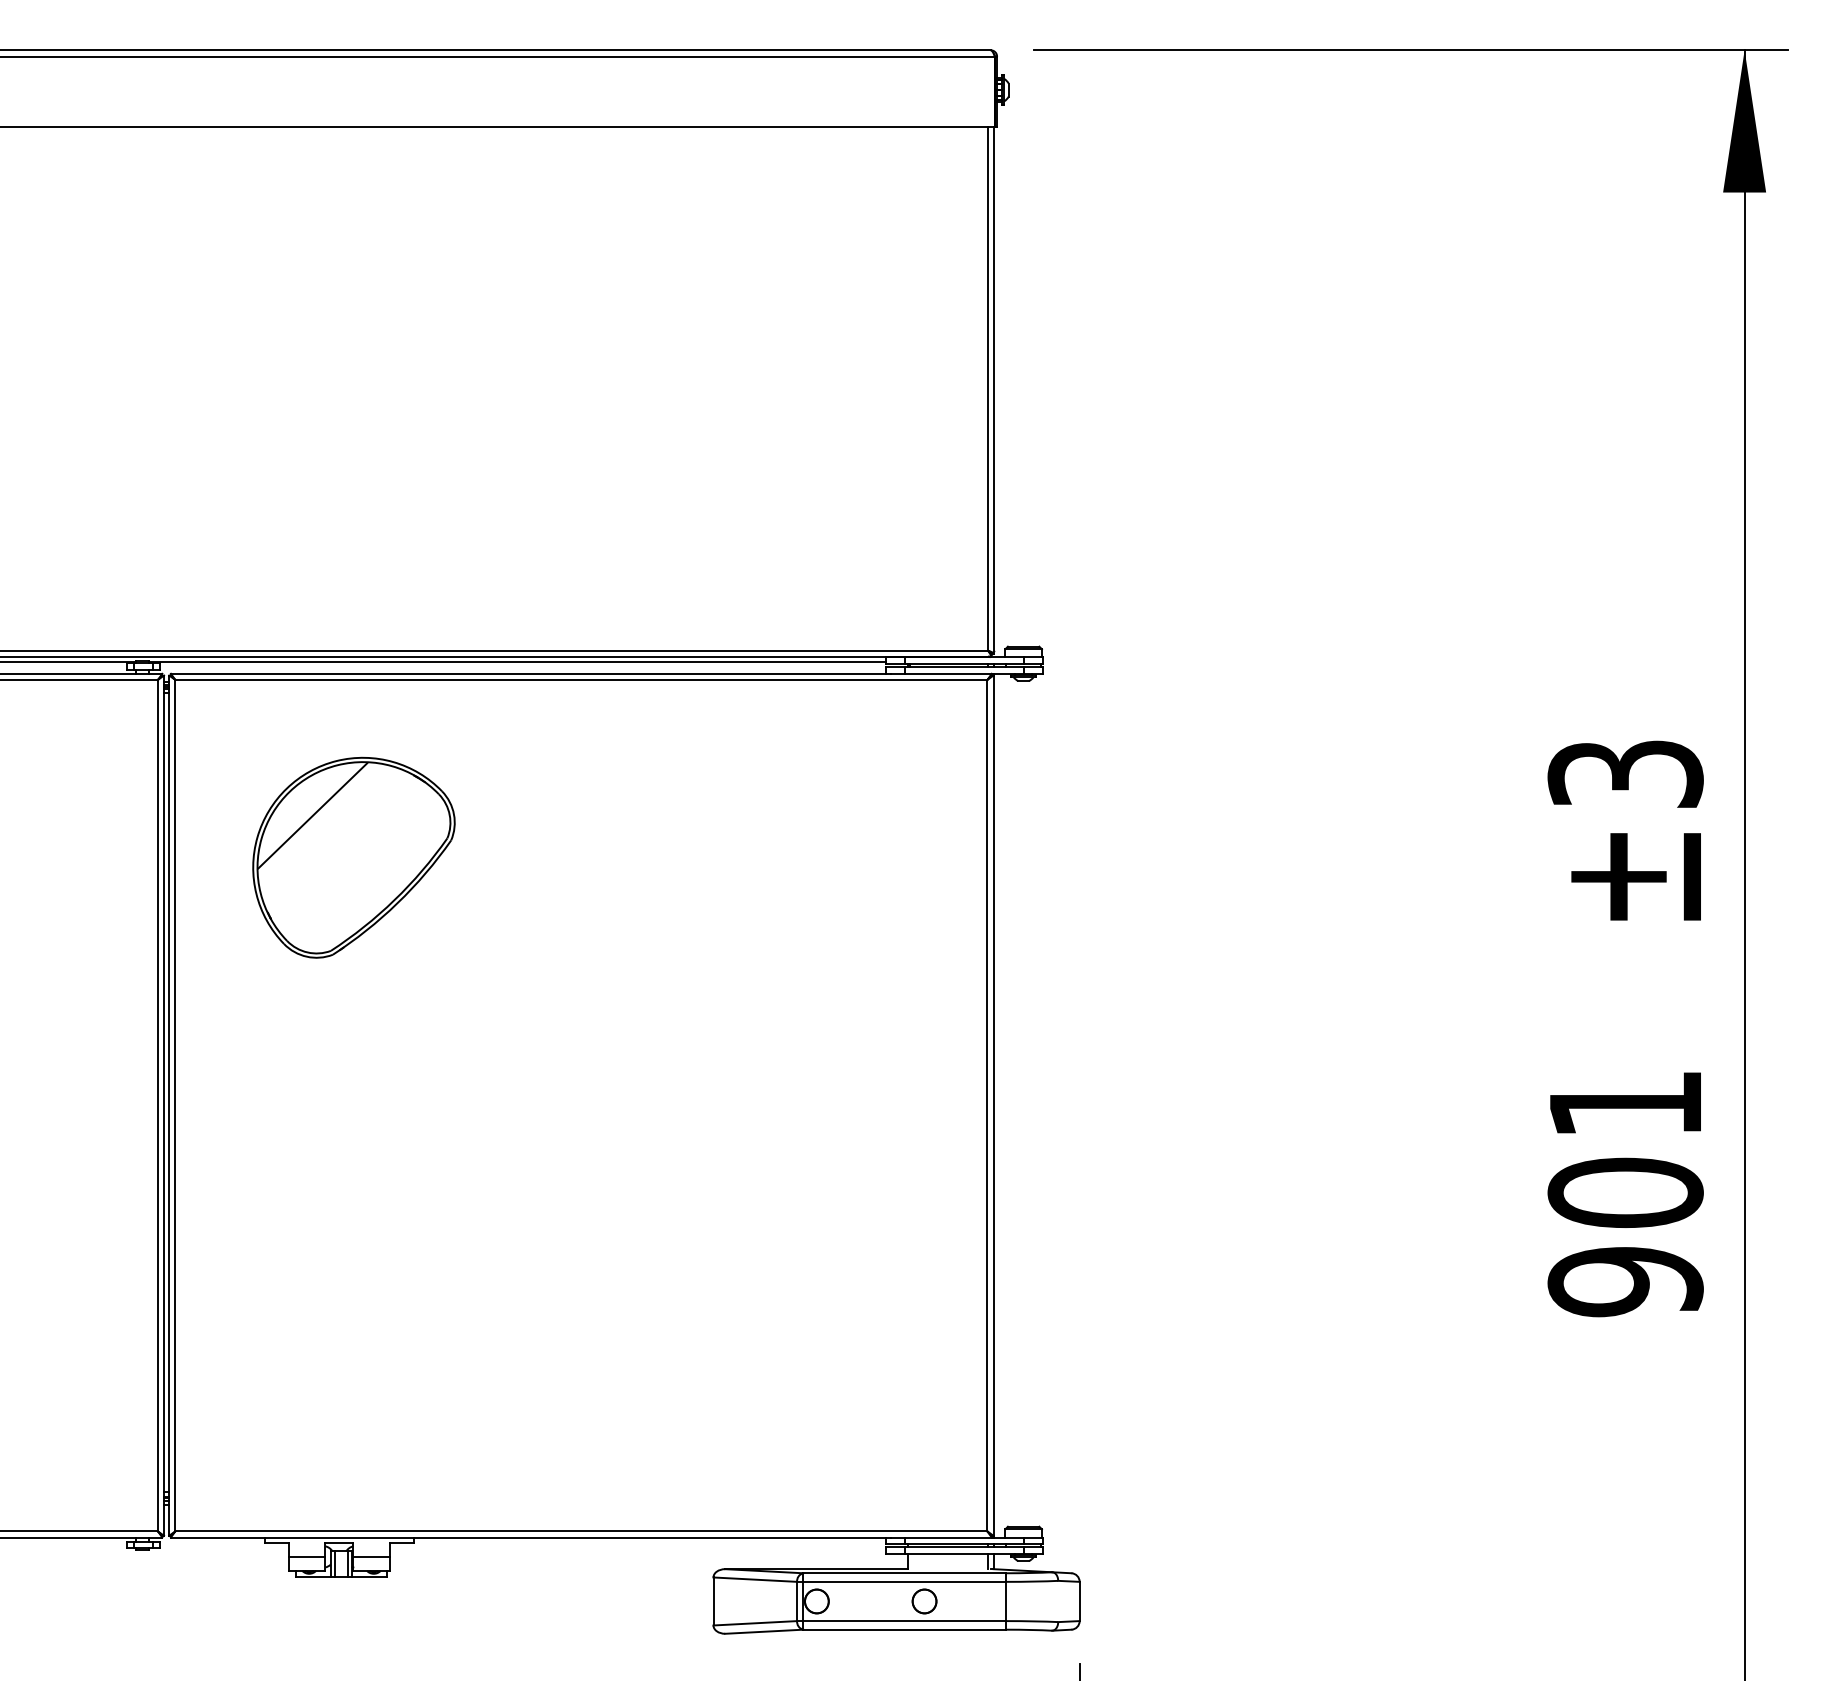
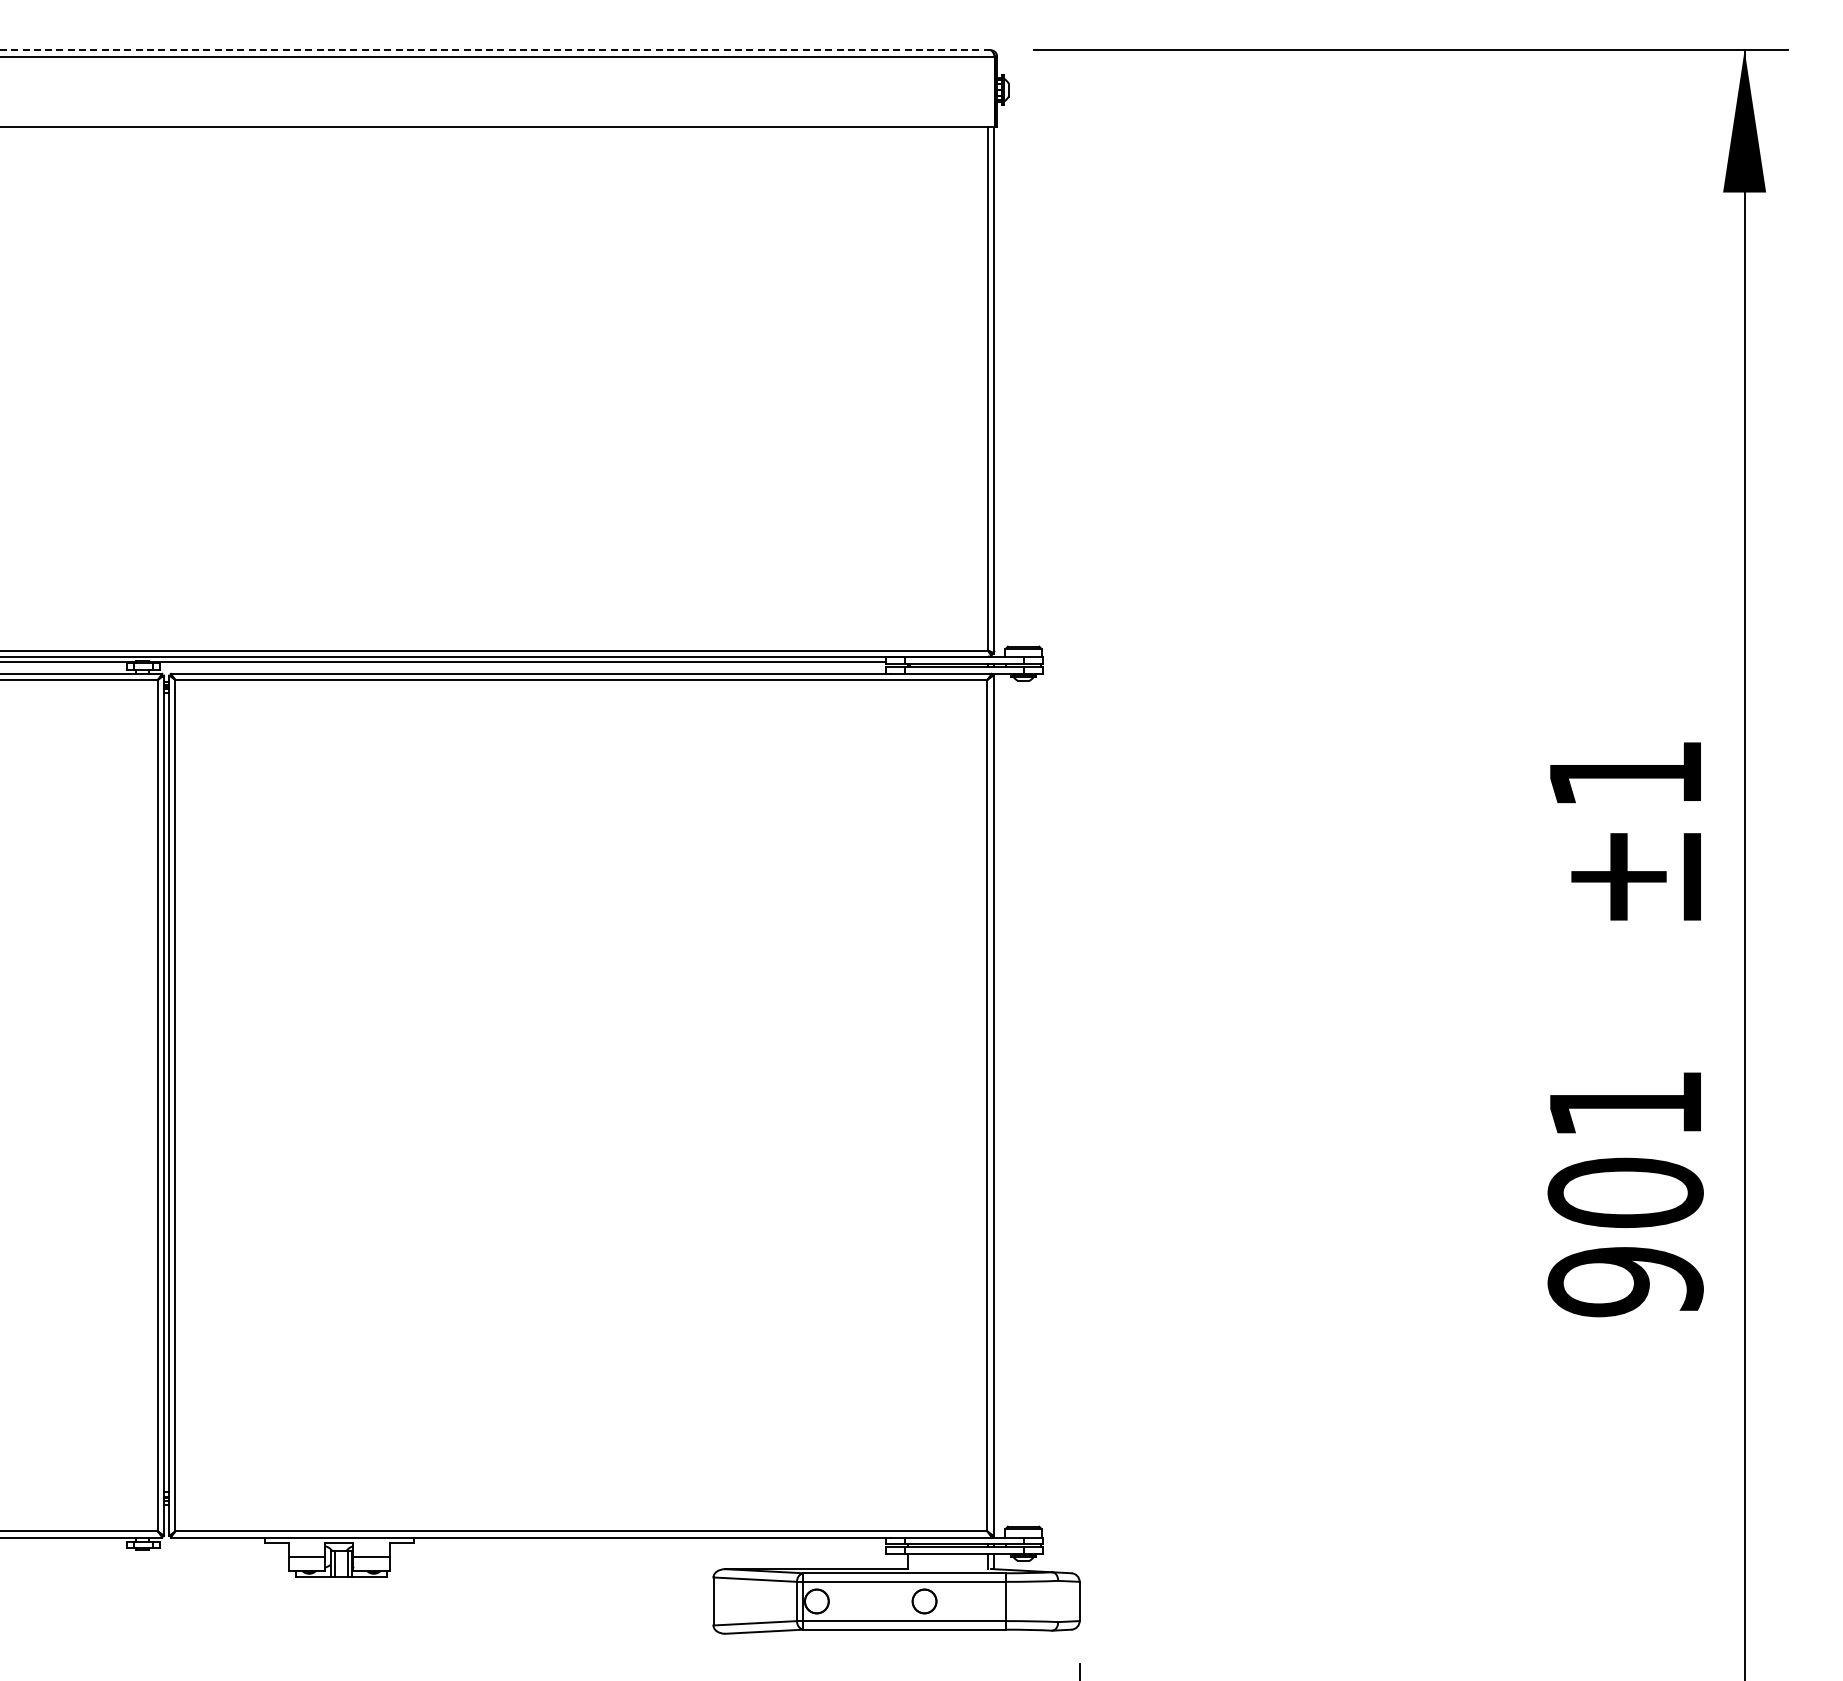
line: solid -> dashed (495, 50)
text: ±3 -> ±1 (1625, 773)
part: present -> none (353, 857)
